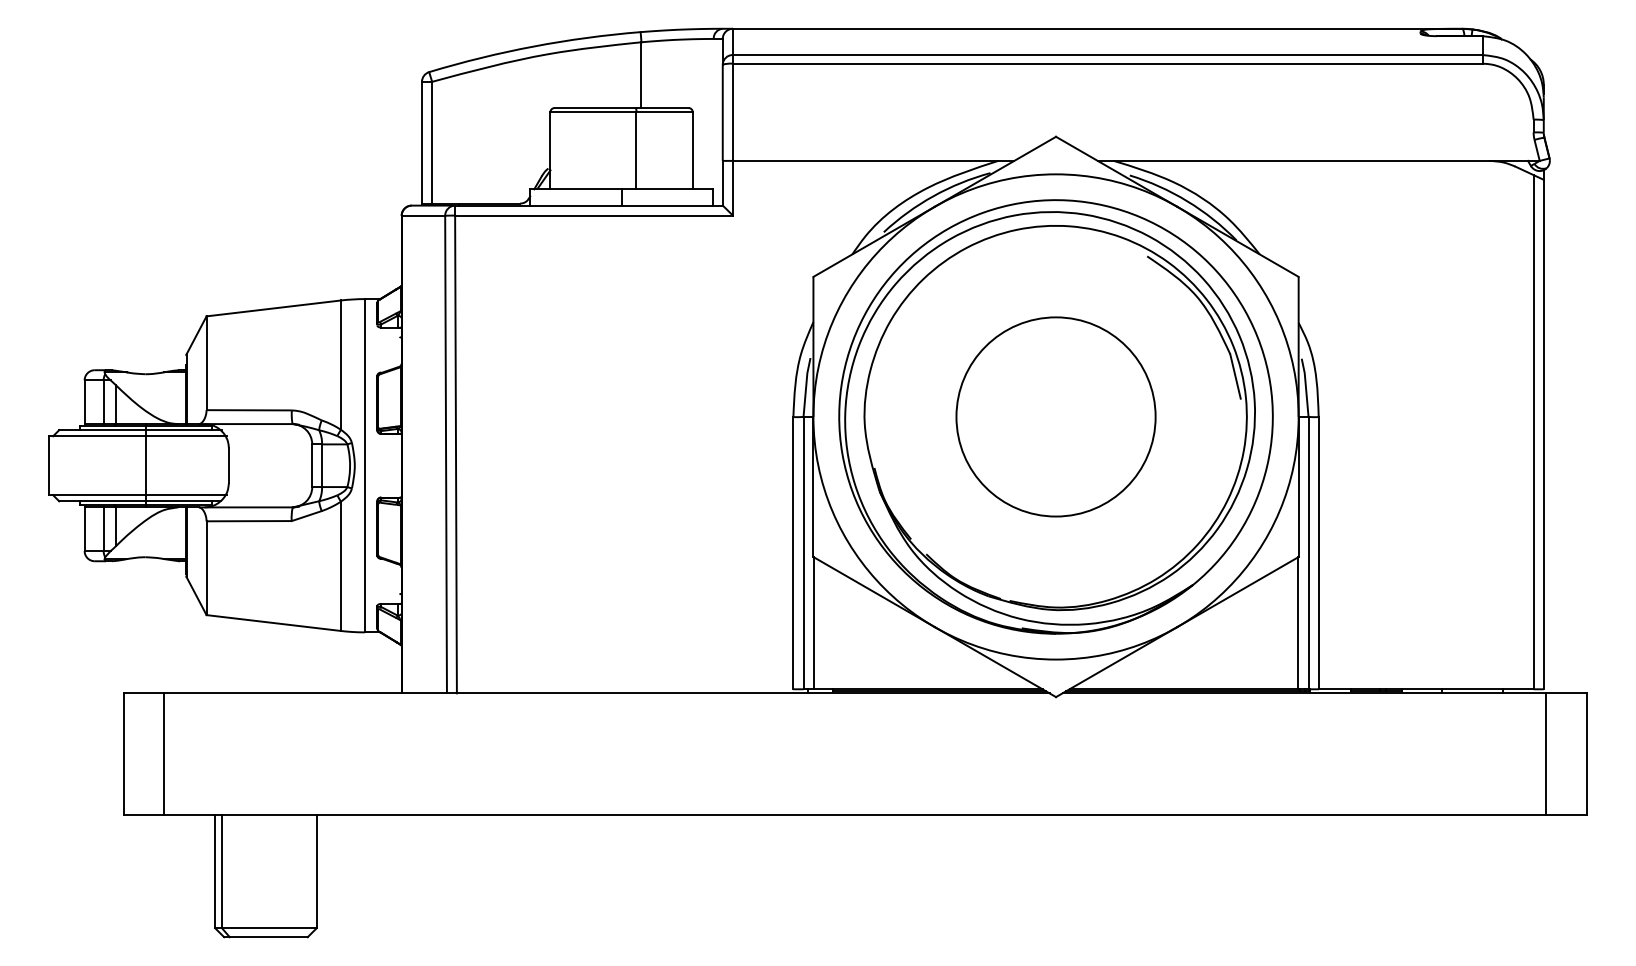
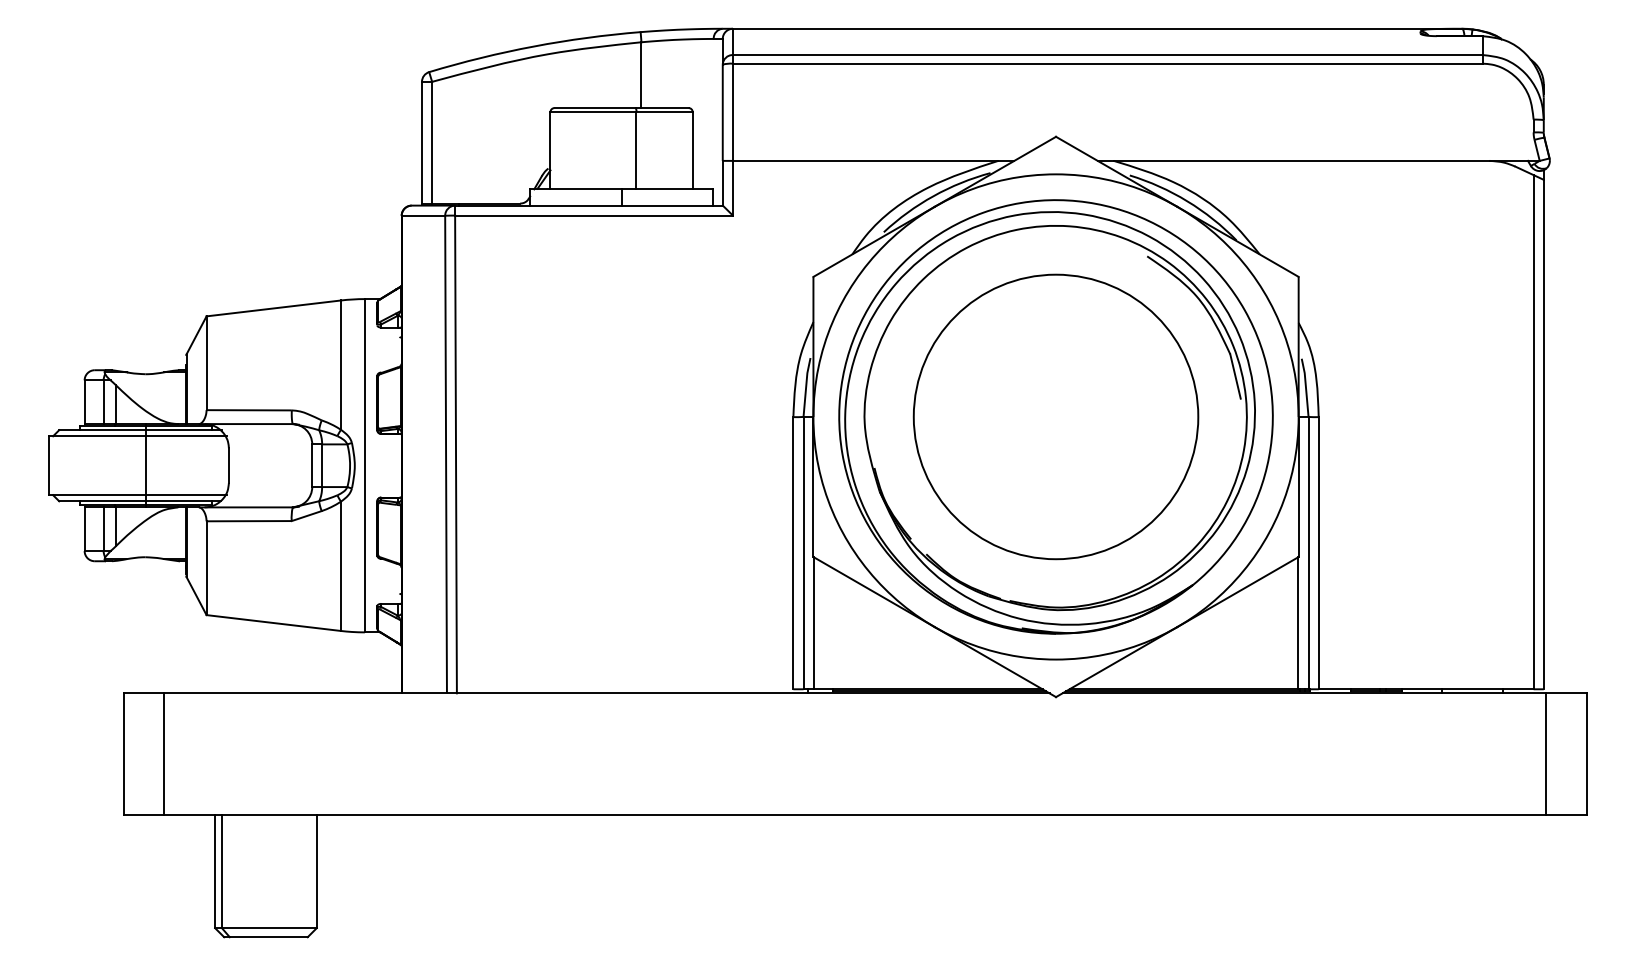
circle diameter: 199 px -> 285 px (1055, 416)
